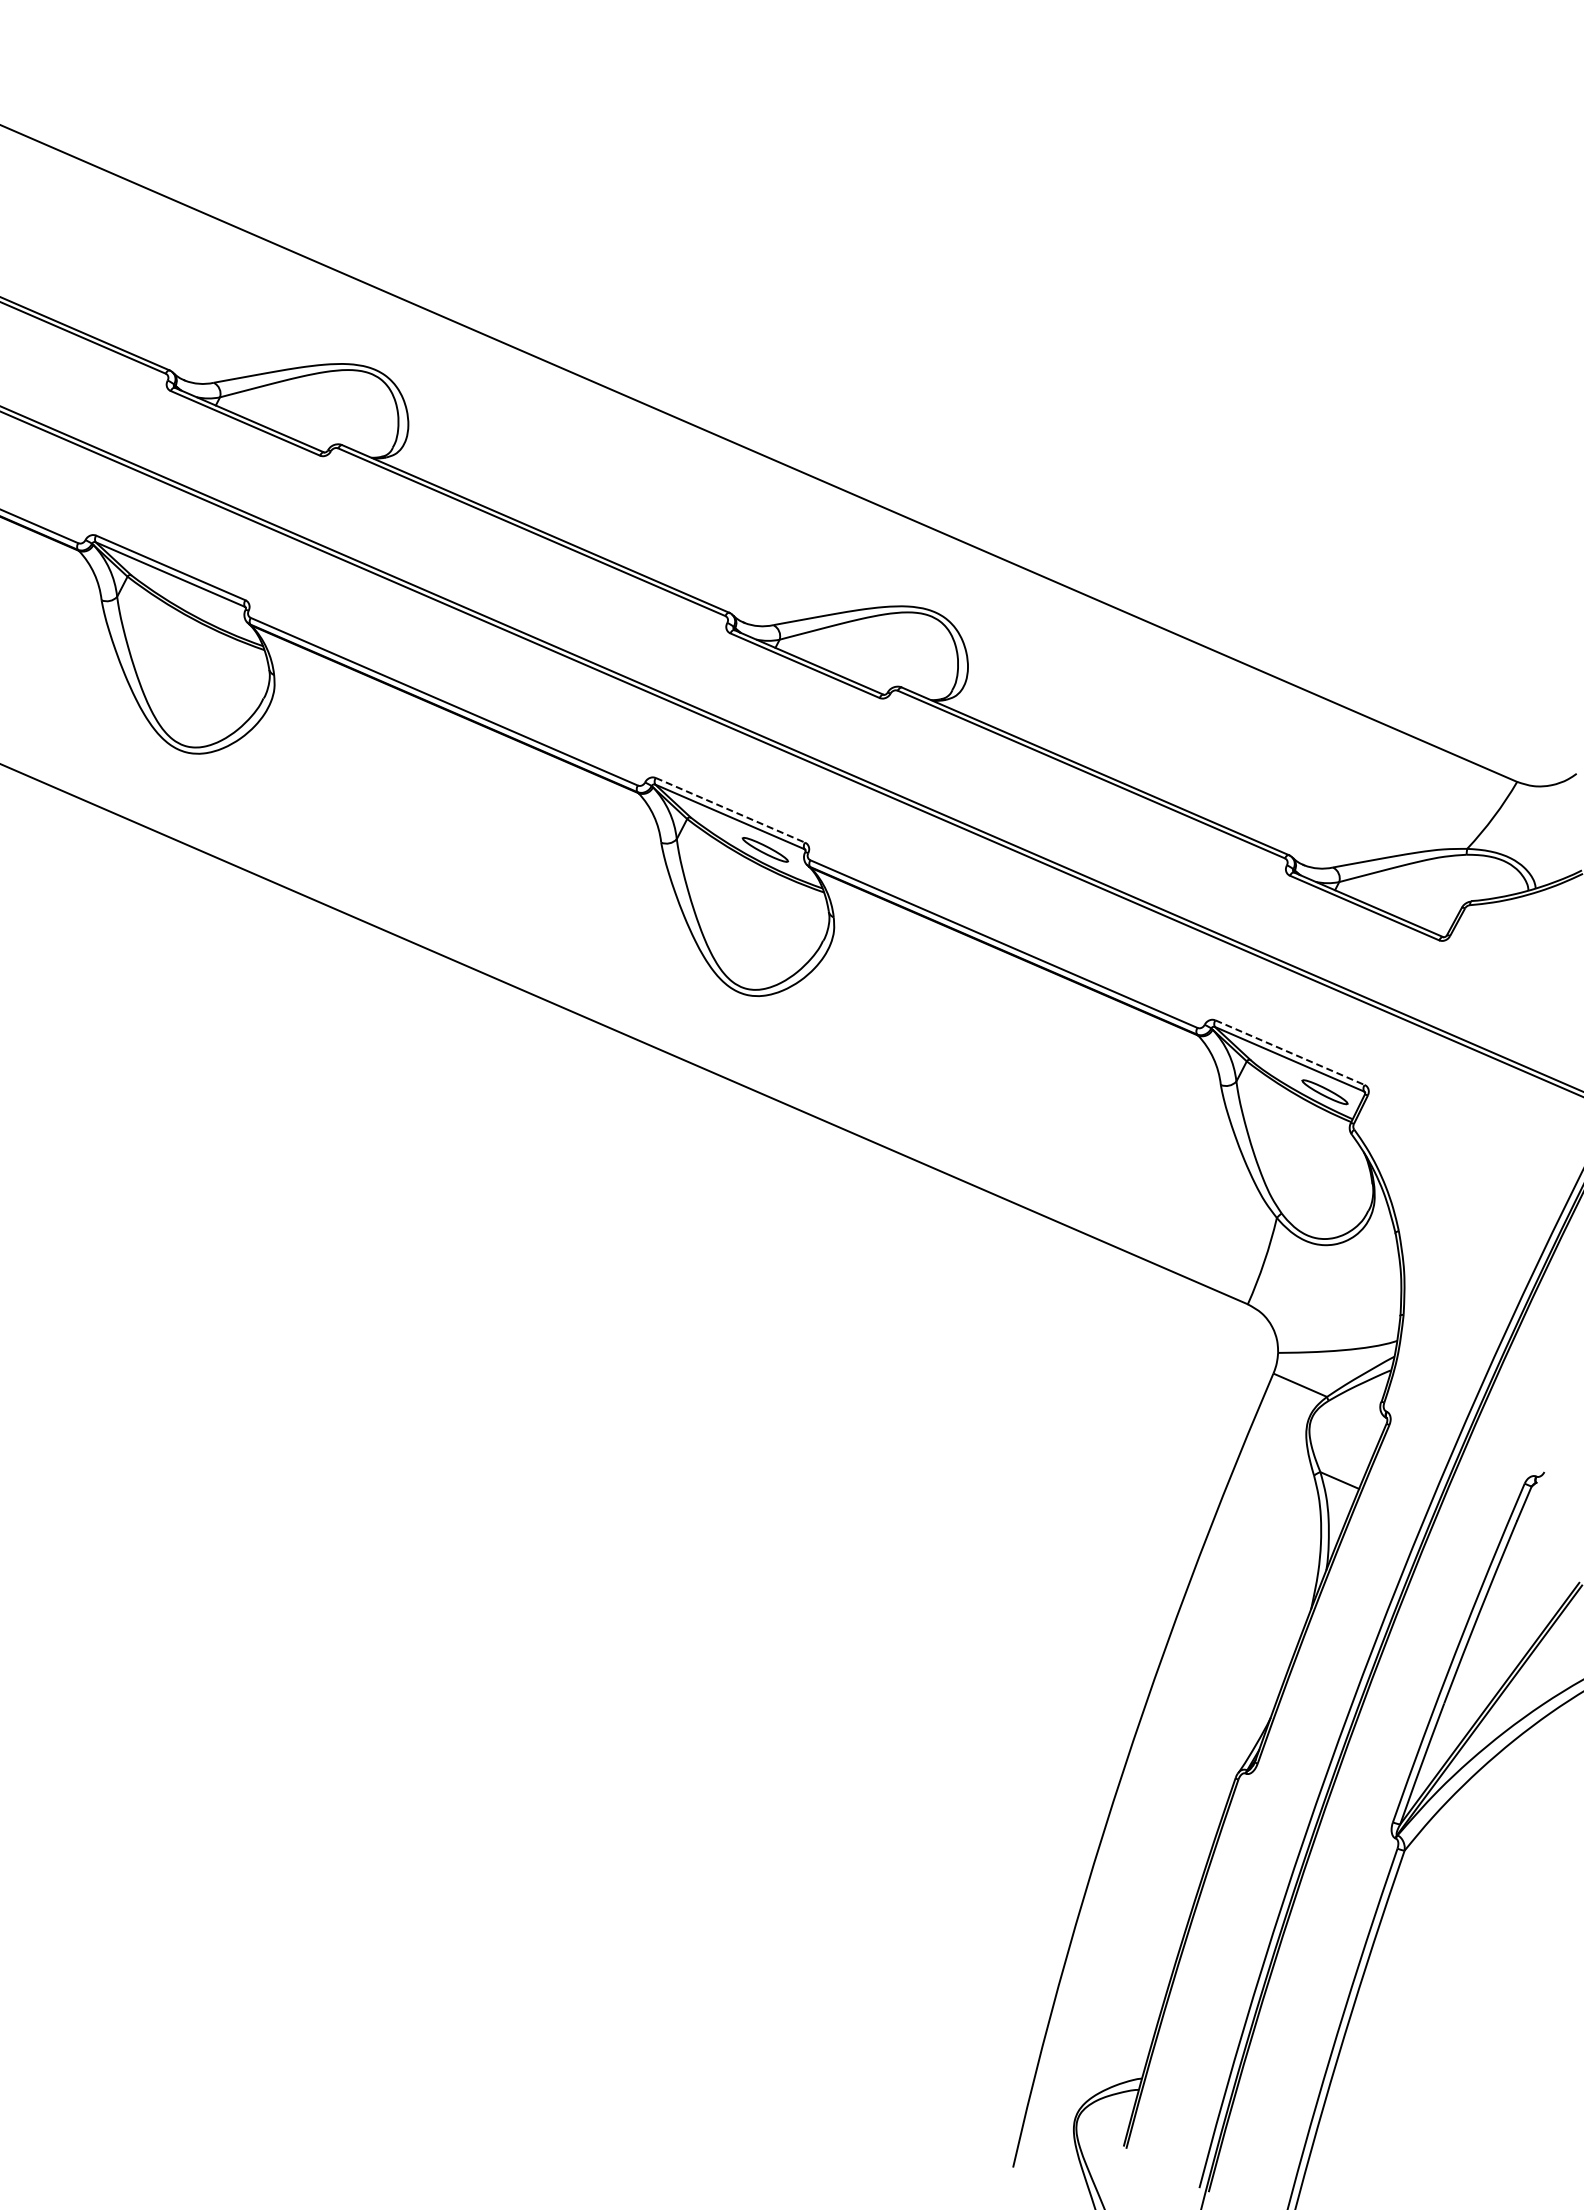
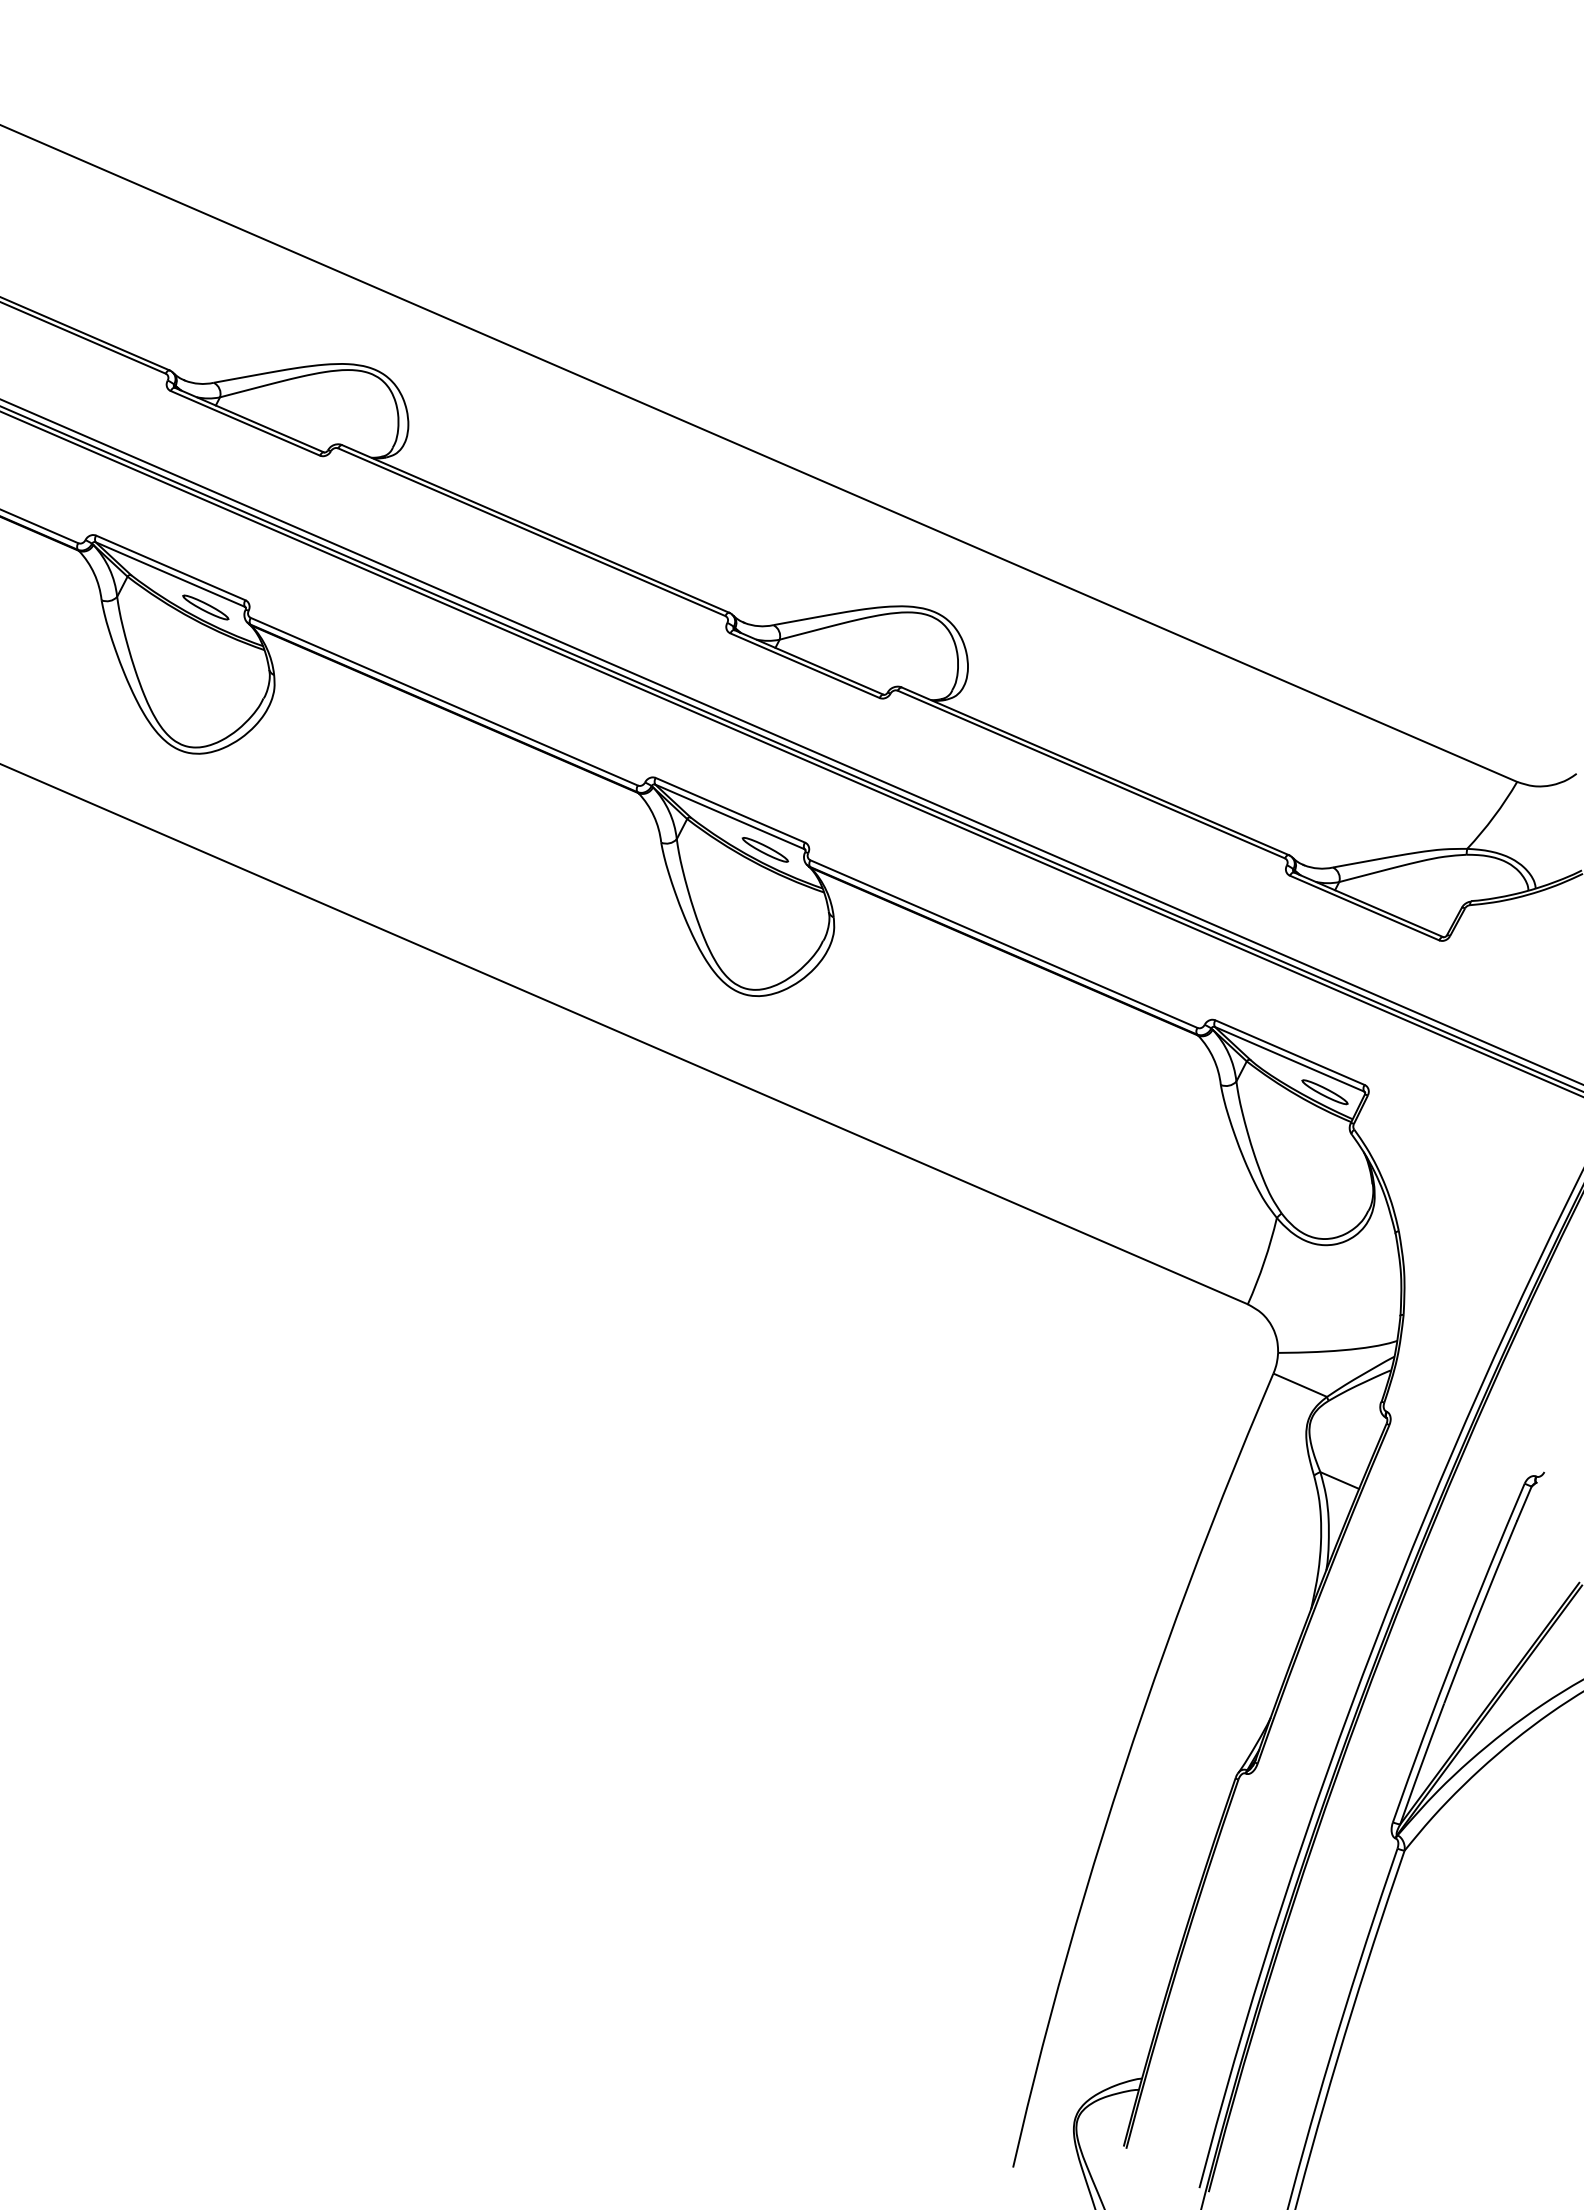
part: none -> present (205, 607)
line: none -> present (791, 741)
line: dashed -> solid (730, 810)
line: dashed -> solid (1290, 1052)
